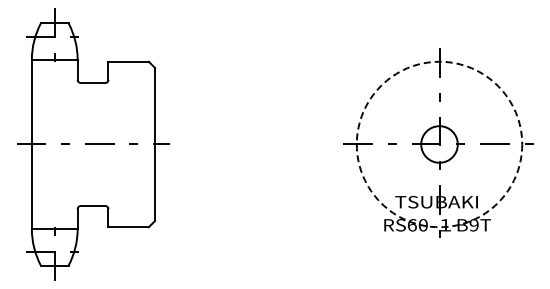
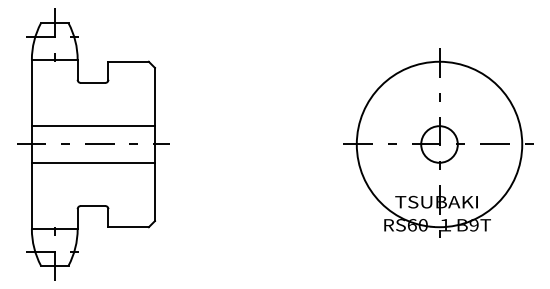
line: none -> present (93, 126)
circle: dashed -> solid (439, 144)
line: none -> present (93, 162)
